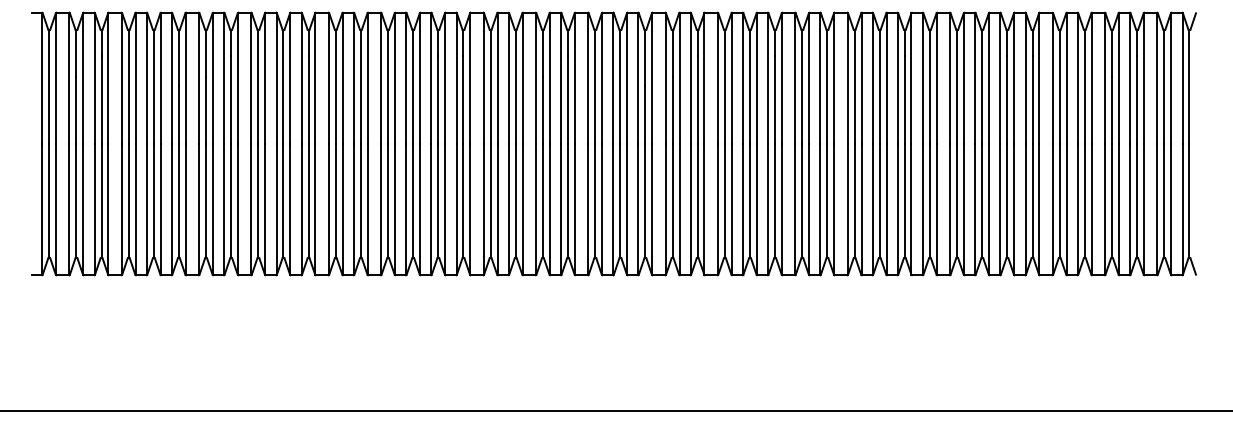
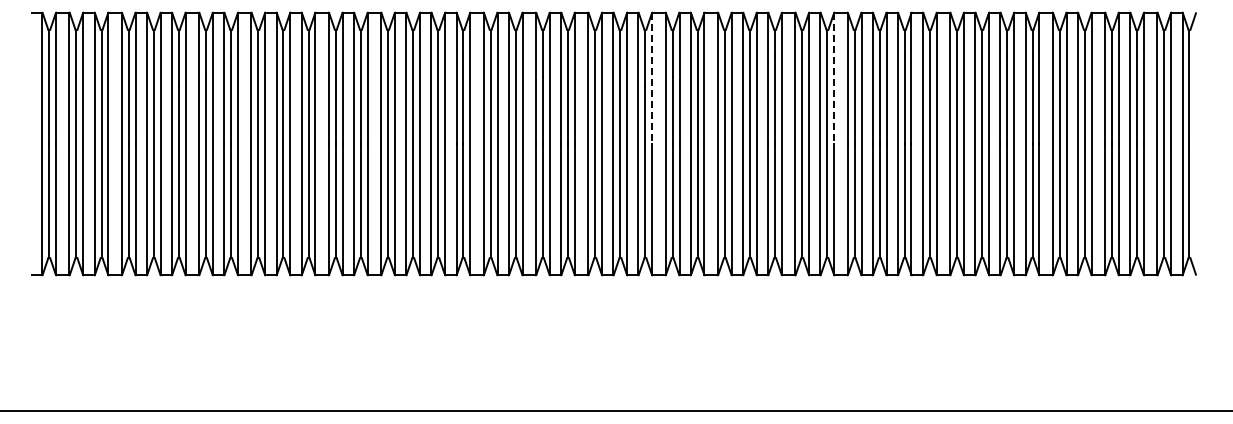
line: solid -> dashed (652, 78)
line: solid -> dashed (834, 78)
